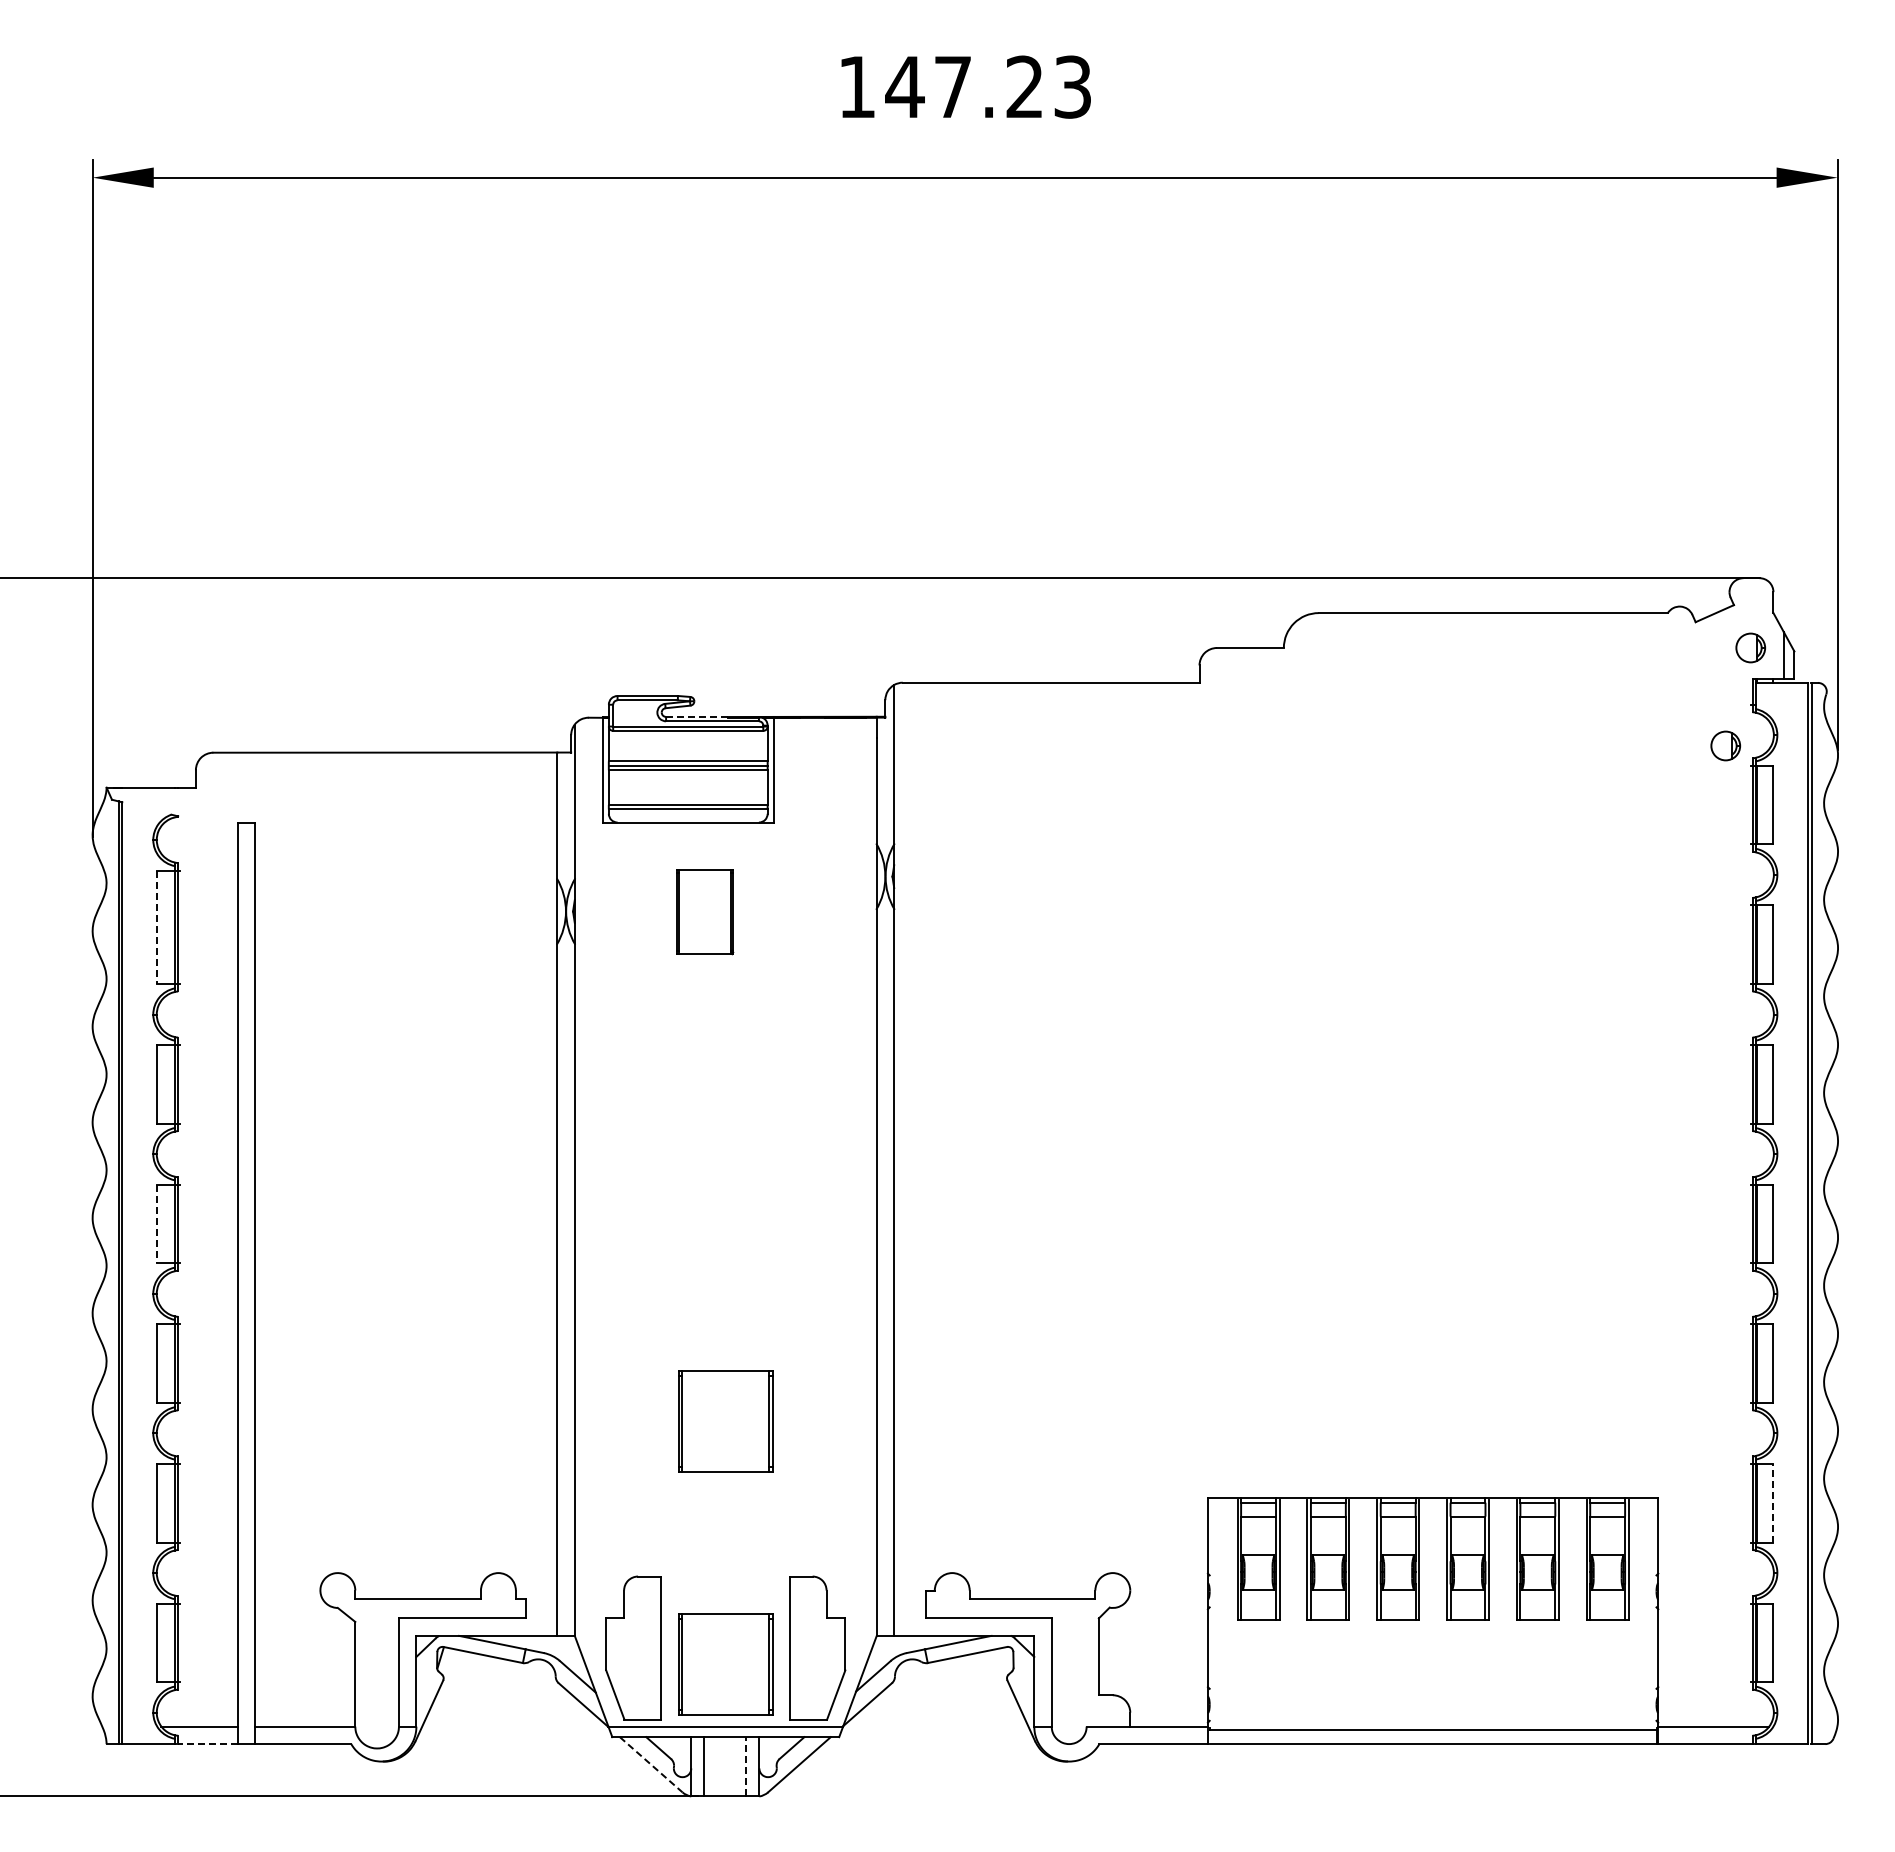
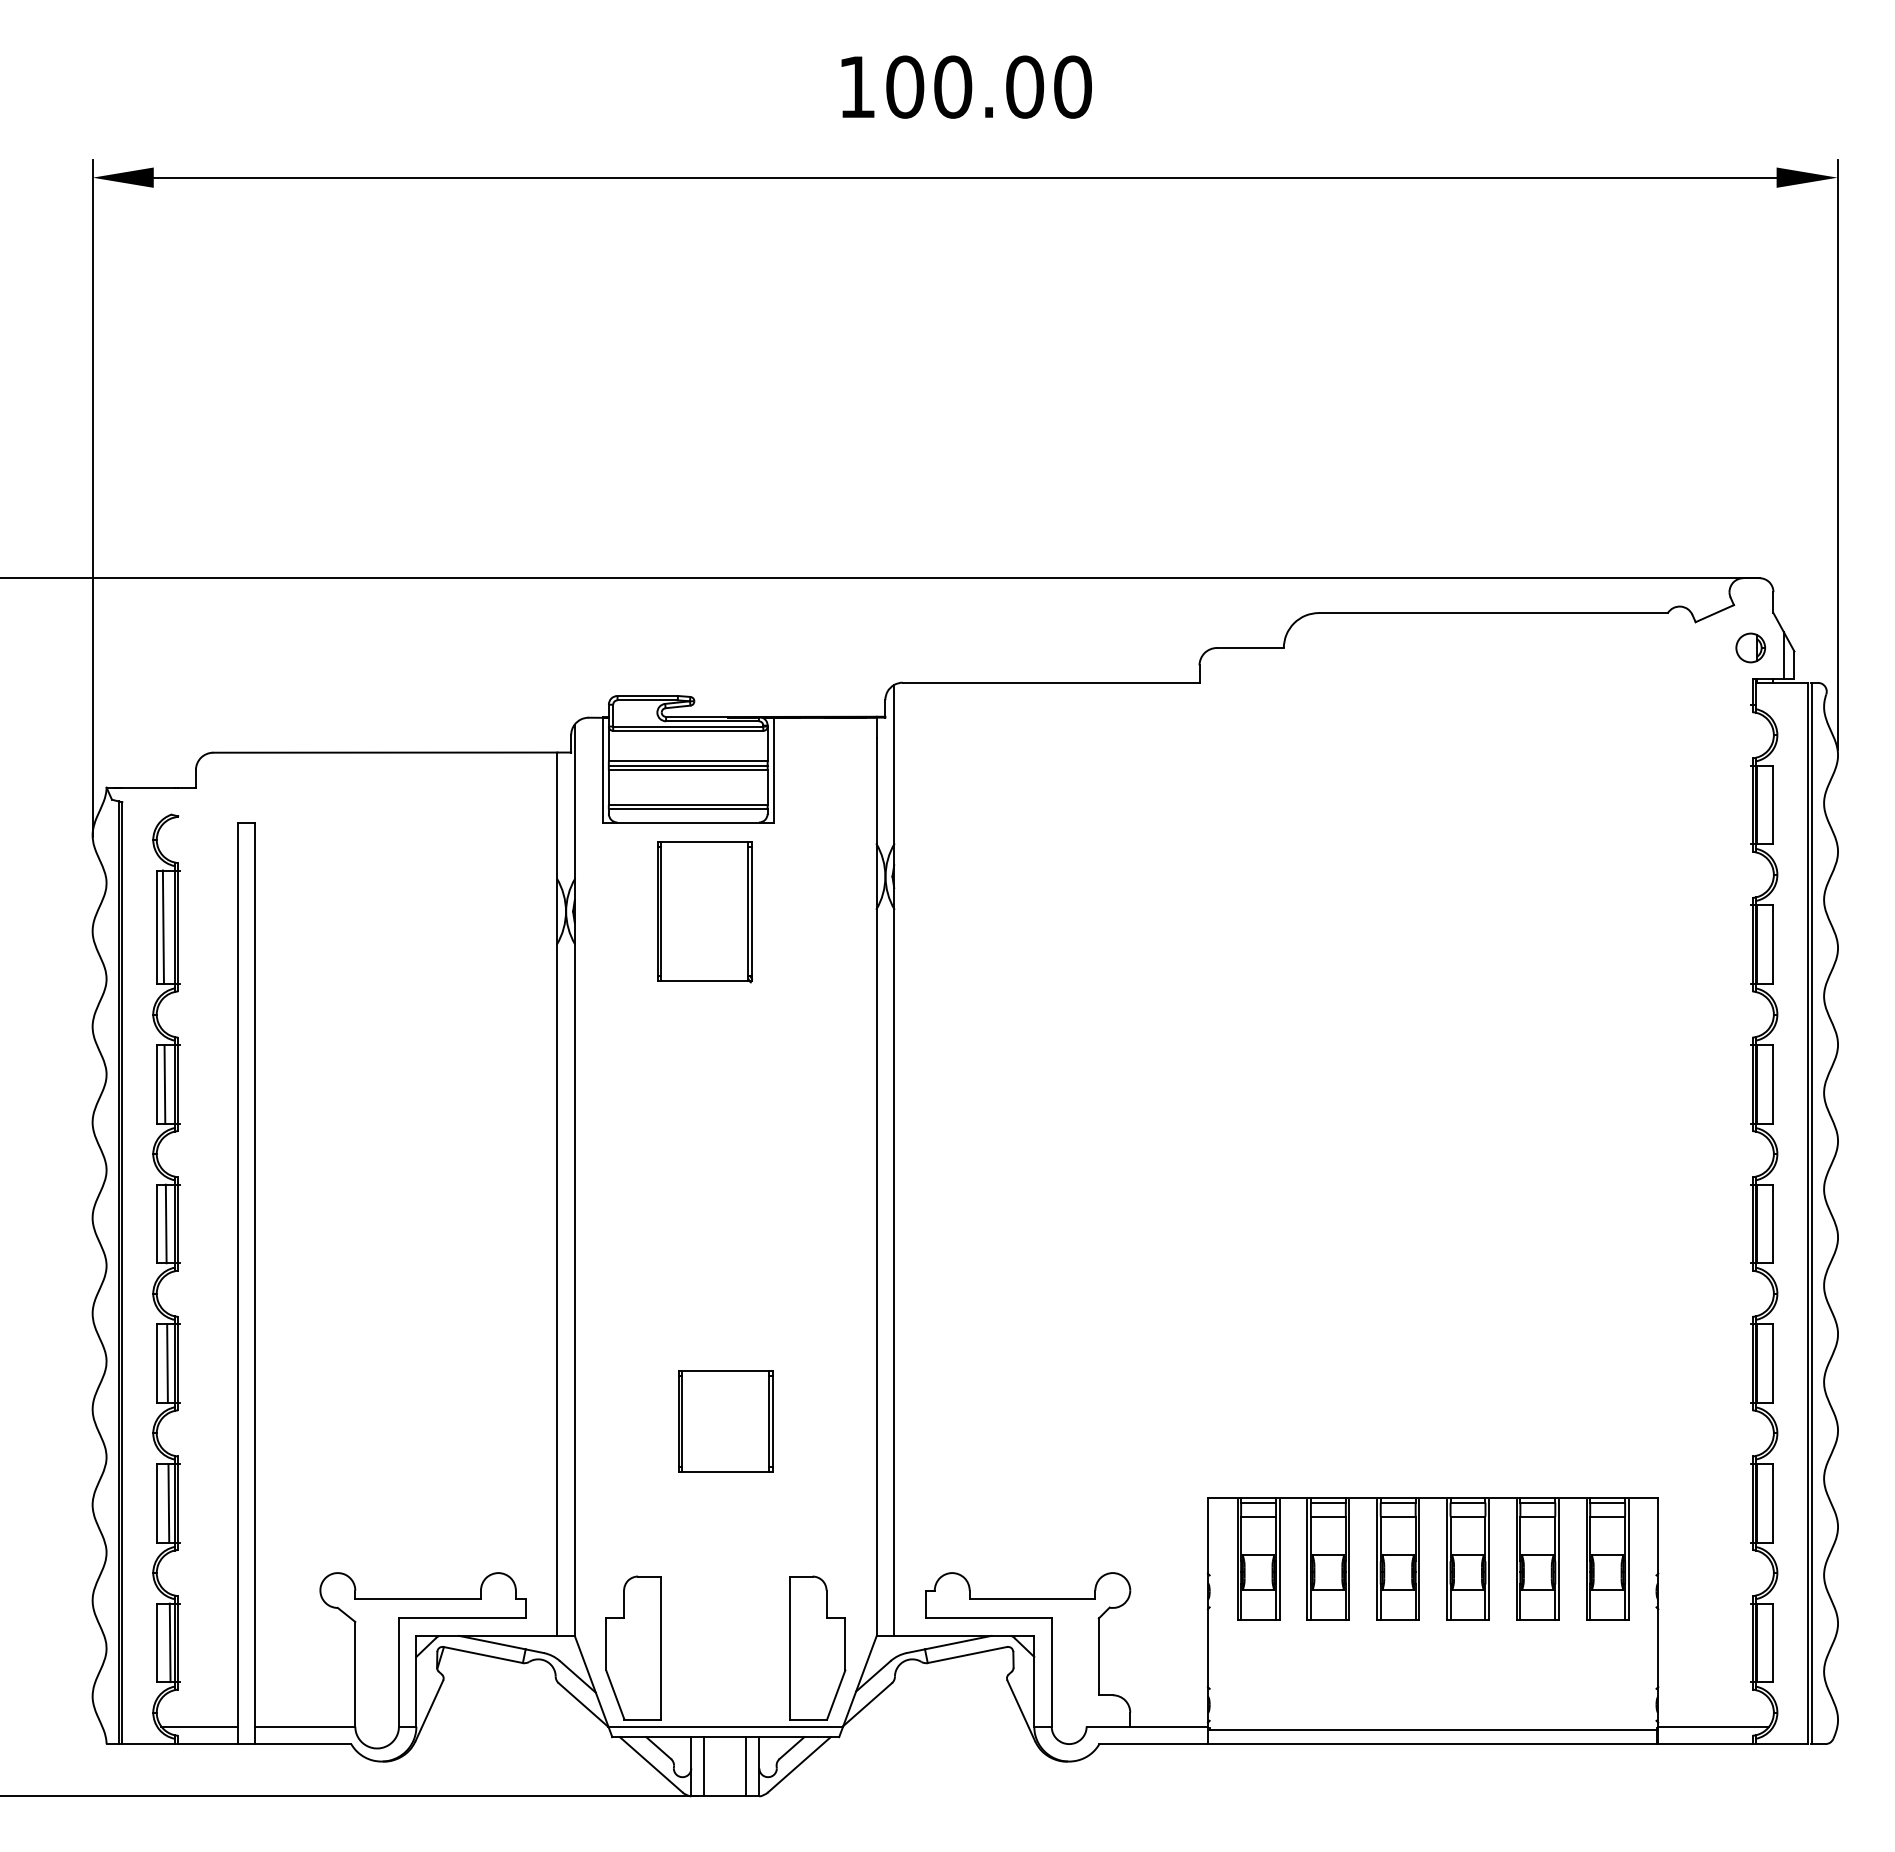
text: 147.23 -> 100.00 (988, 86)
line: dashed -> solid (696, 716)
part: present -> none (1725, 745)
part size: 59x87 px -> 96x143 px (704, 912)
line: none -> present (162, 926)
line: dashed -> solid (157, 927)
line: none -> present (164, 1084)
line: none -> present (165, 1223)
line: dashed -> solid (157, 1224)
line: none -> present (167, 1363)
line: none -> present (168, 1502)
line: dashed -> solid (1773, 1502)
line: none -> present (169, 1642)
part: present -> none (725, 1664)
line: dashed -> solid (208, 1744)
line: dashed -> solid (651, 1764)
line: dashed -> solid (746, 1766)
